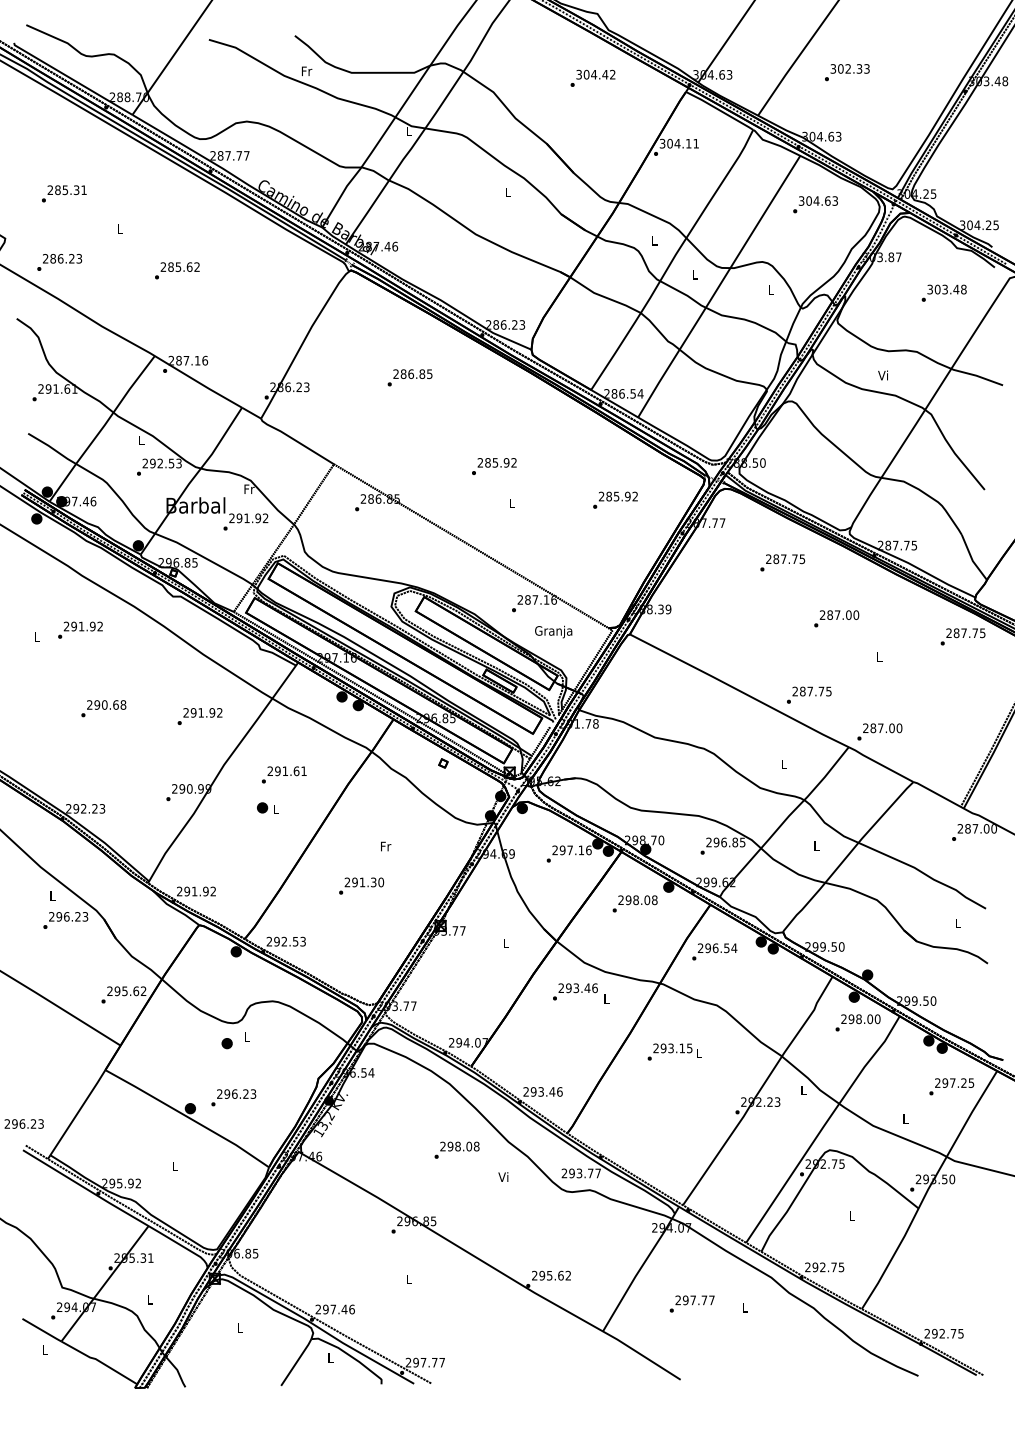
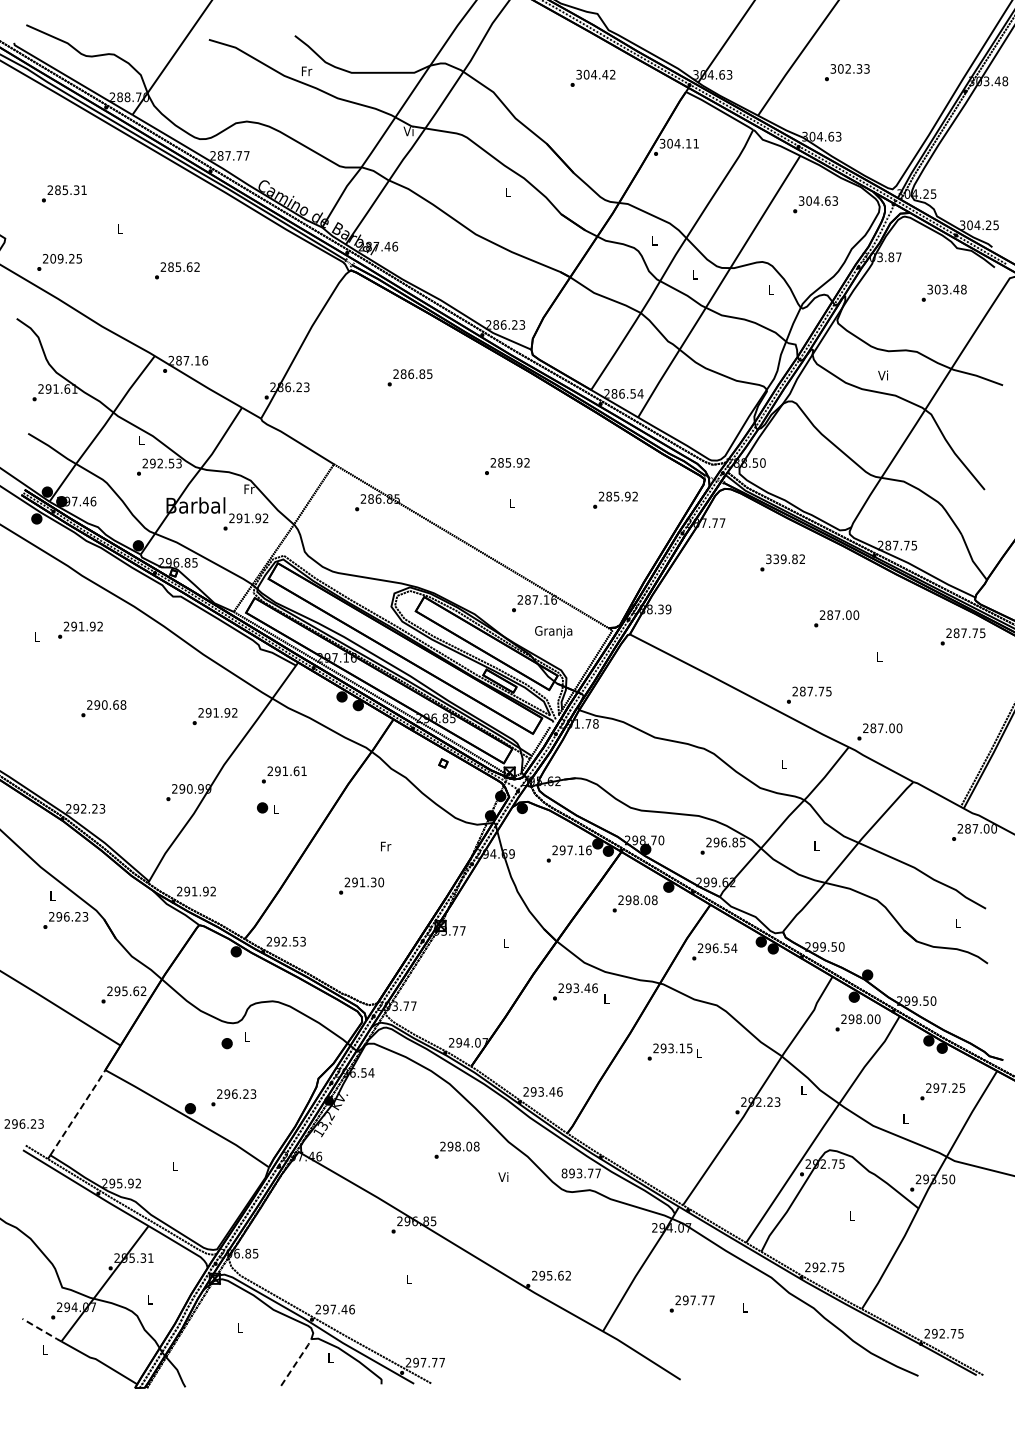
text: L -> Vi (408, 131)
text: 286.23 -> 209.25 (65, 258)
text position: (494, 466) -> (507, 466) (507, 466)
text: 287.75 -> 339.82 (785, 559)
text position: (199, 716) -> (214, 716) (214, 716)
text position: (951, 1086) -> (942, 1091) (942, 1091)
line: solid -> dashed (78, 1111)
text: 293.77 -> 893.77 (564, 1173)
line: solid -> dashed (42, 1330)
line: solid -> dashed (297, 1361)
